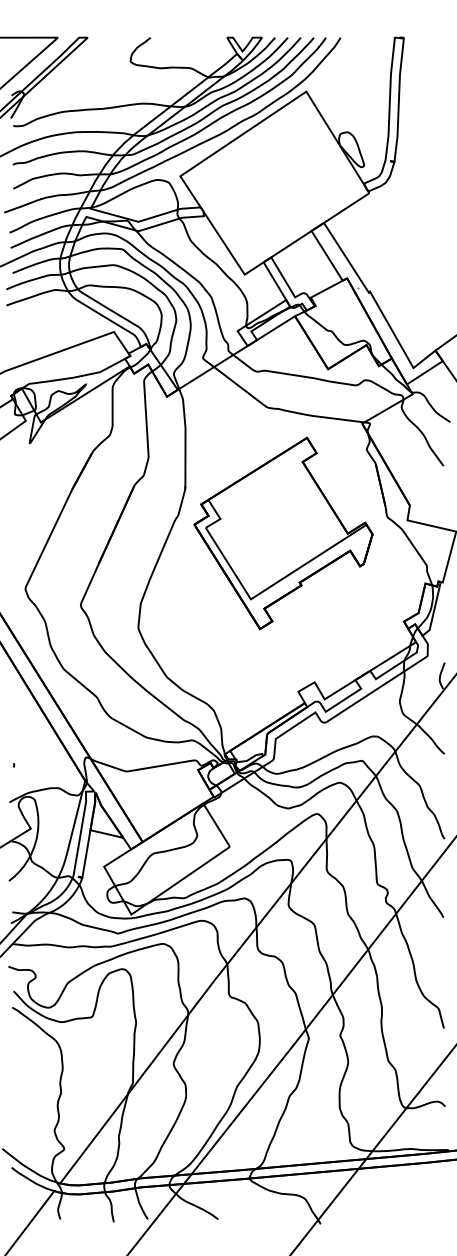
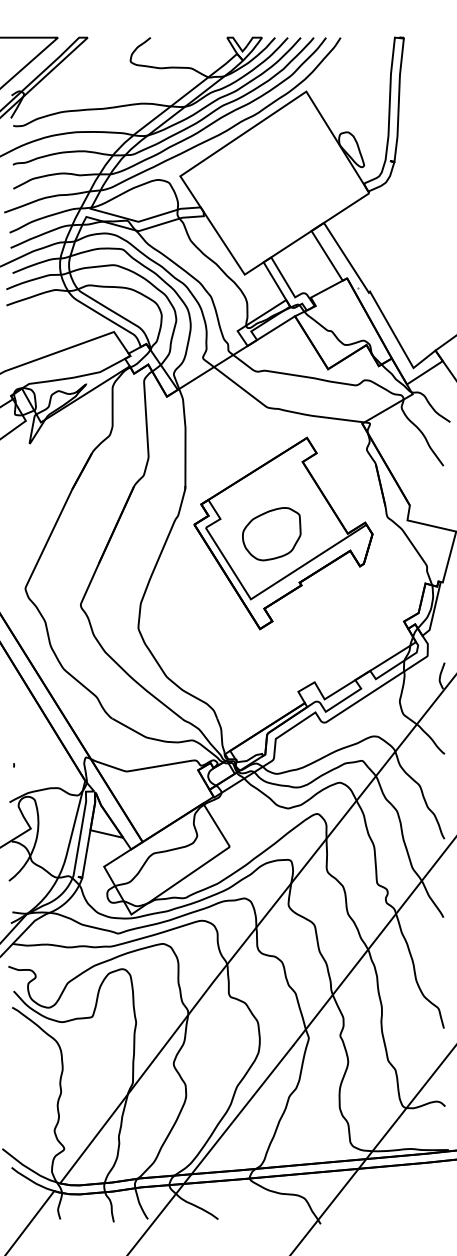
part: none -> present (271, 534)
